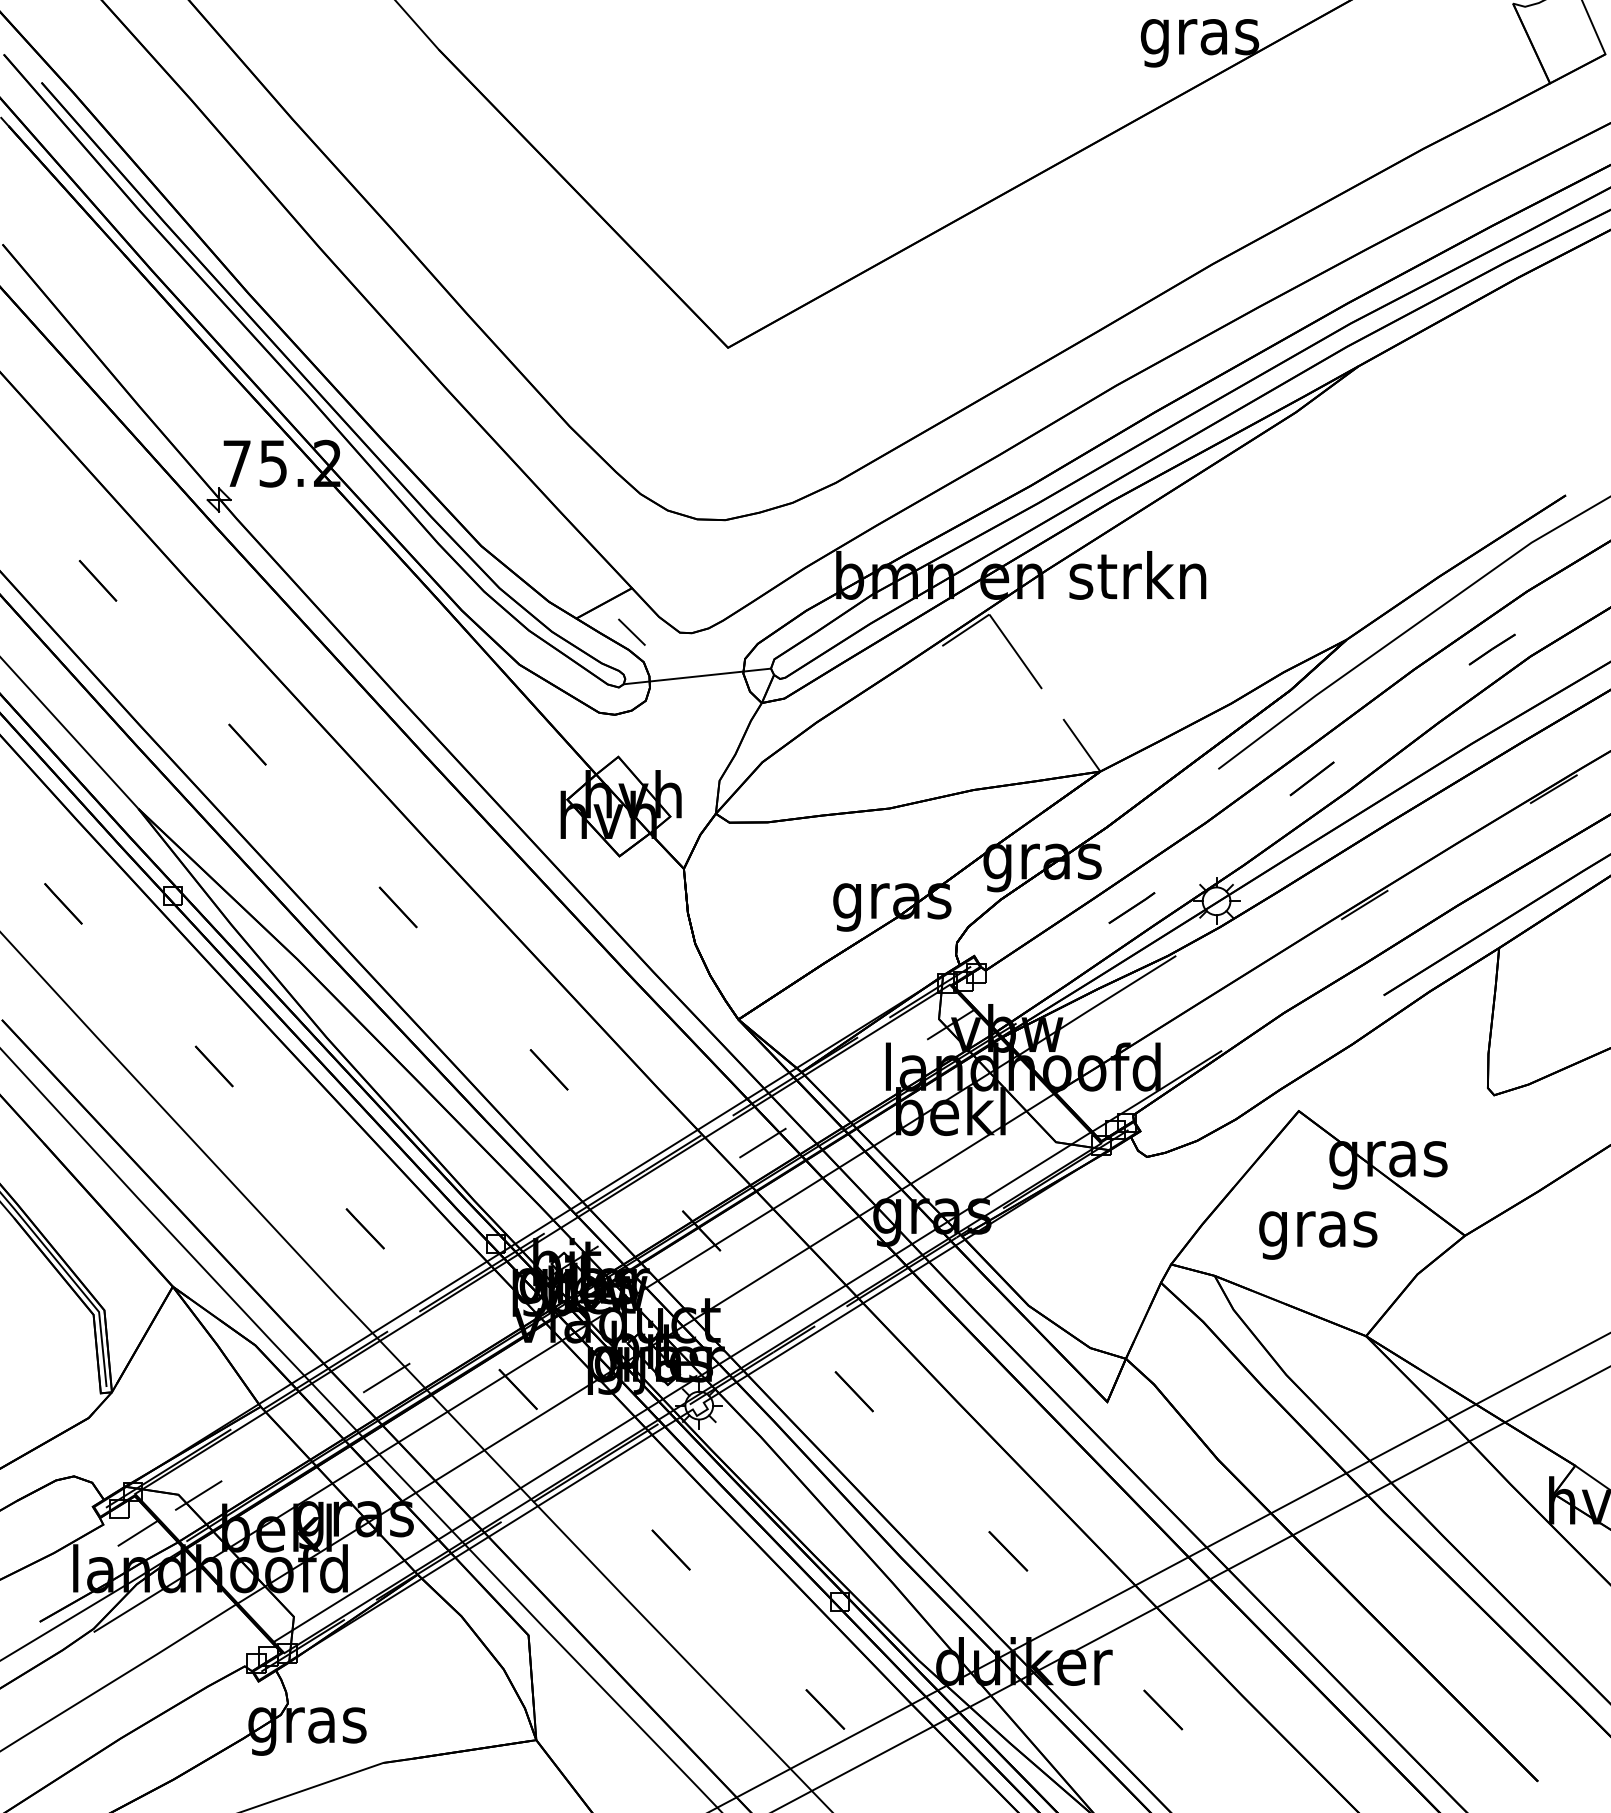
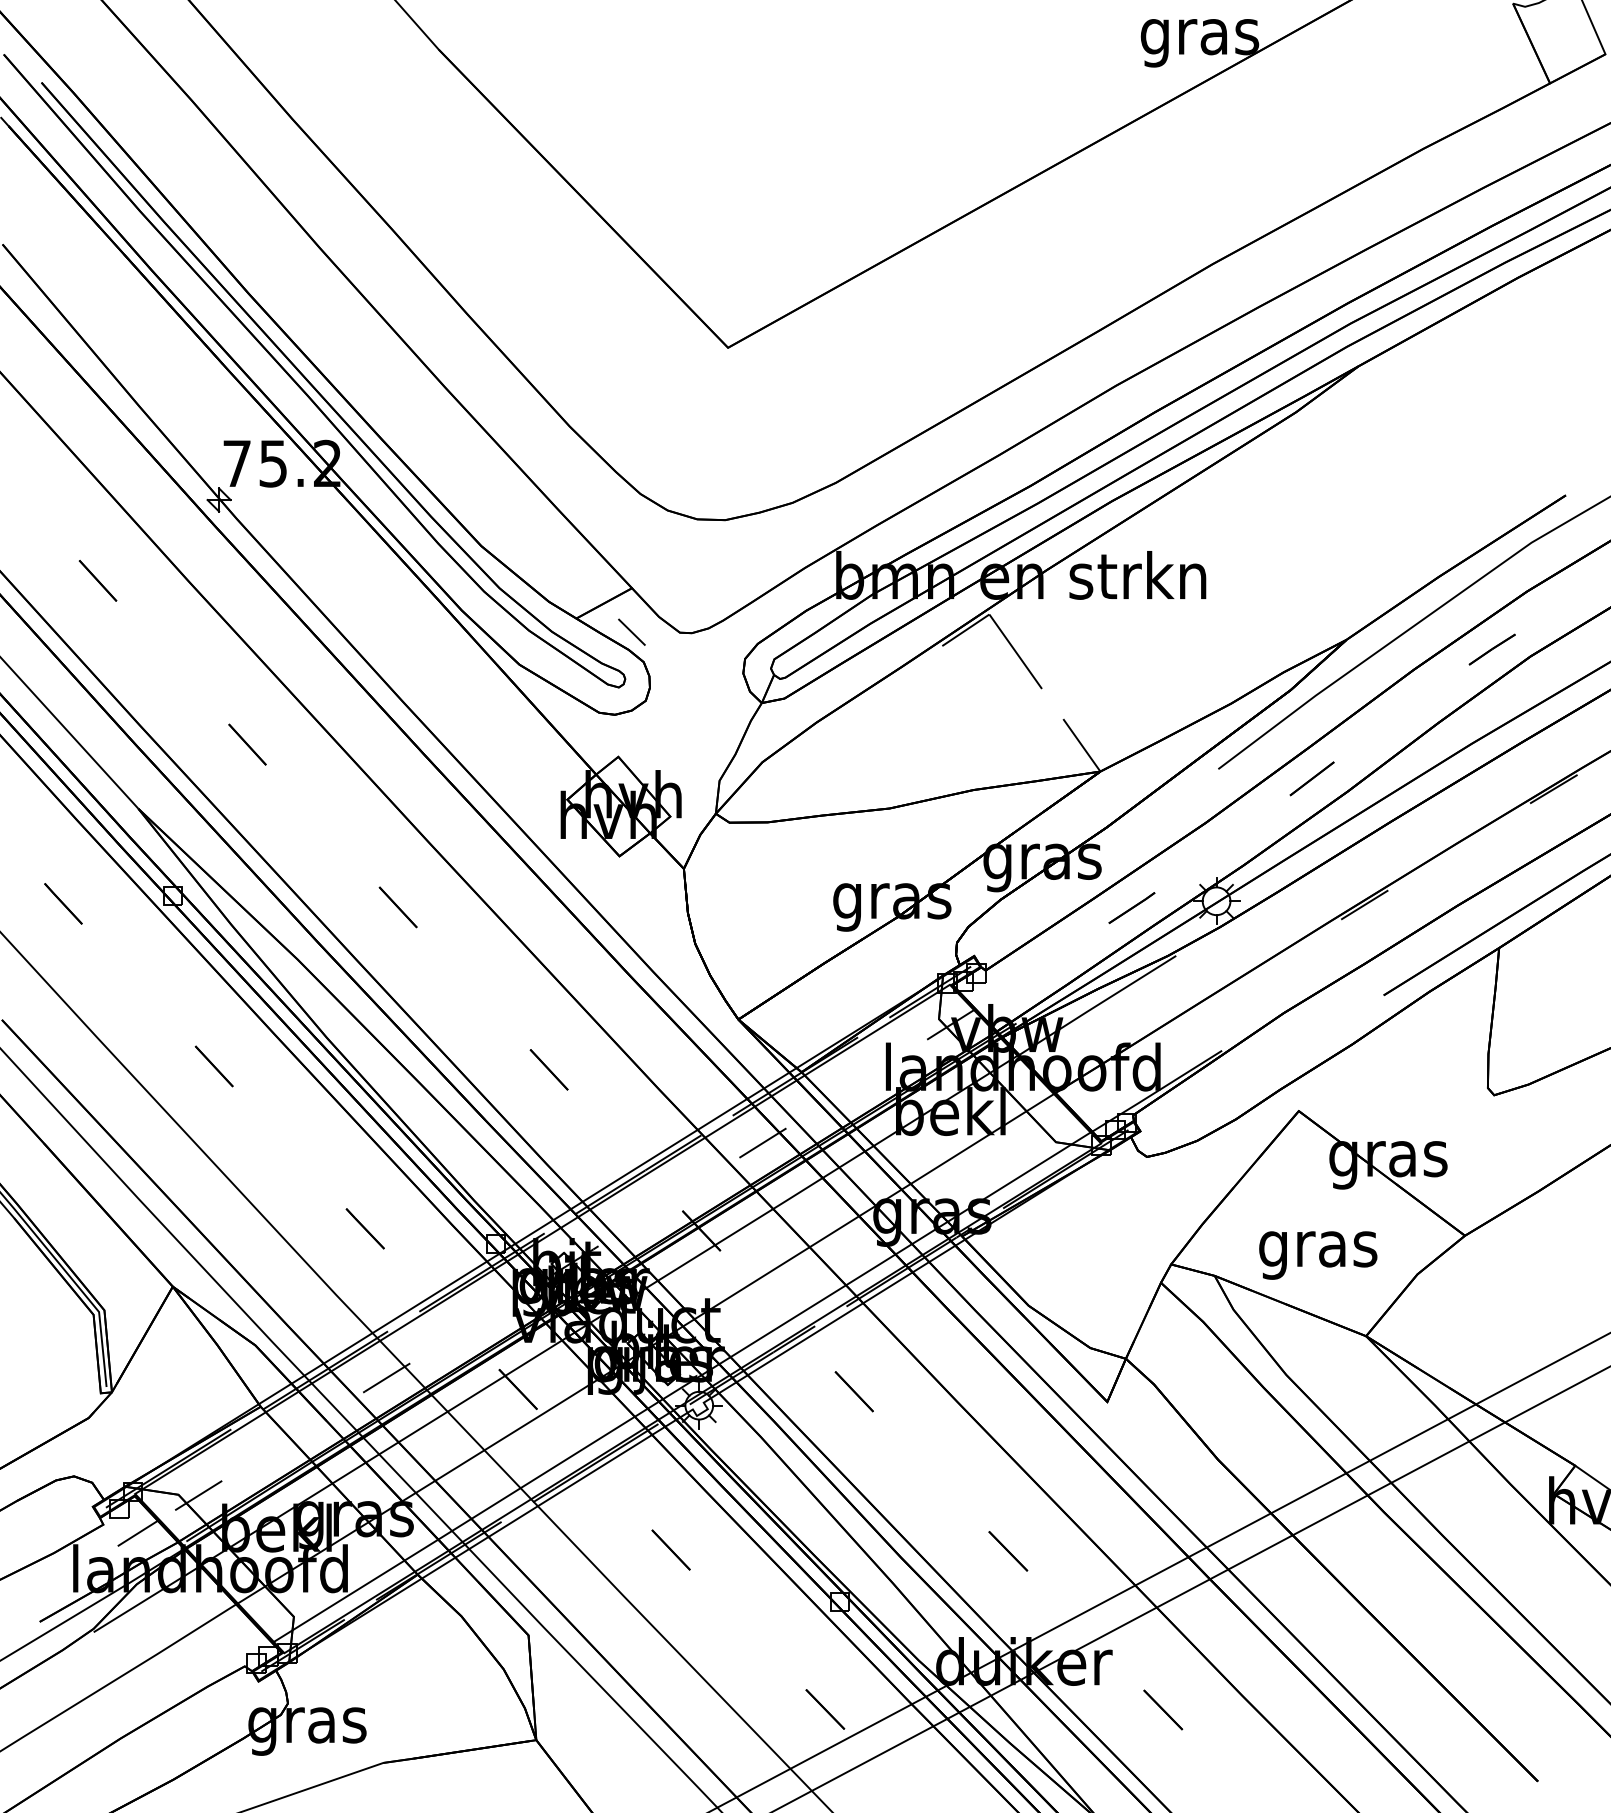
line: present -> none (697, 676)
text position: (1318, 1235) -> (1318, 1255) (1318, 1255)
